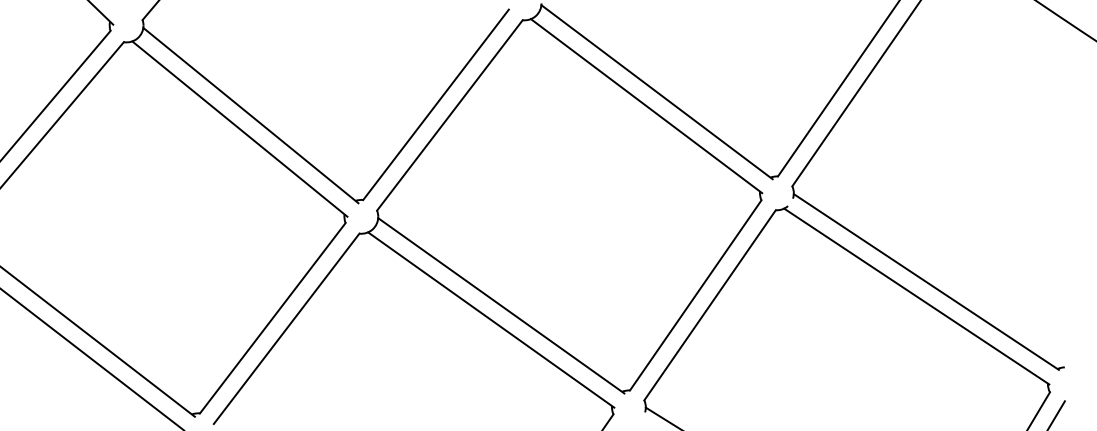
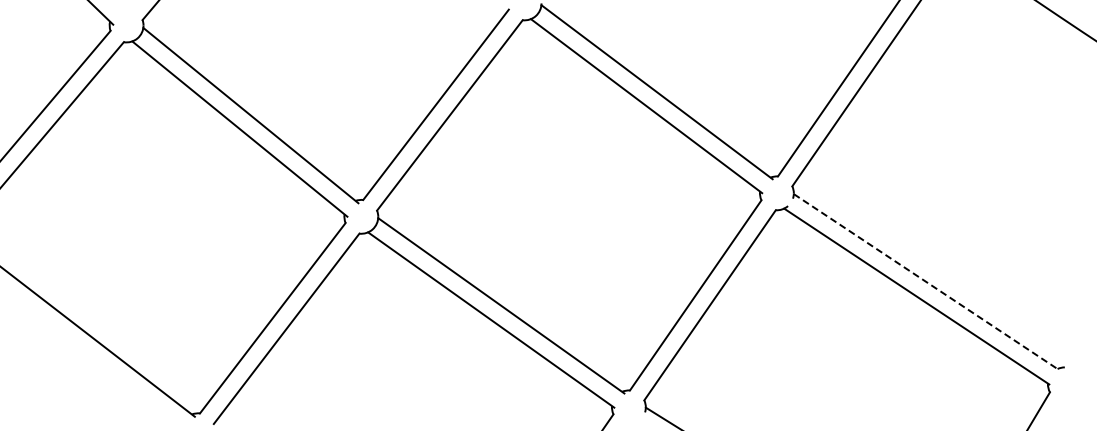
line: solid -> dashed (926, 282)
line: present -> none (91, 358)
line: present -> none (1056, 414)
